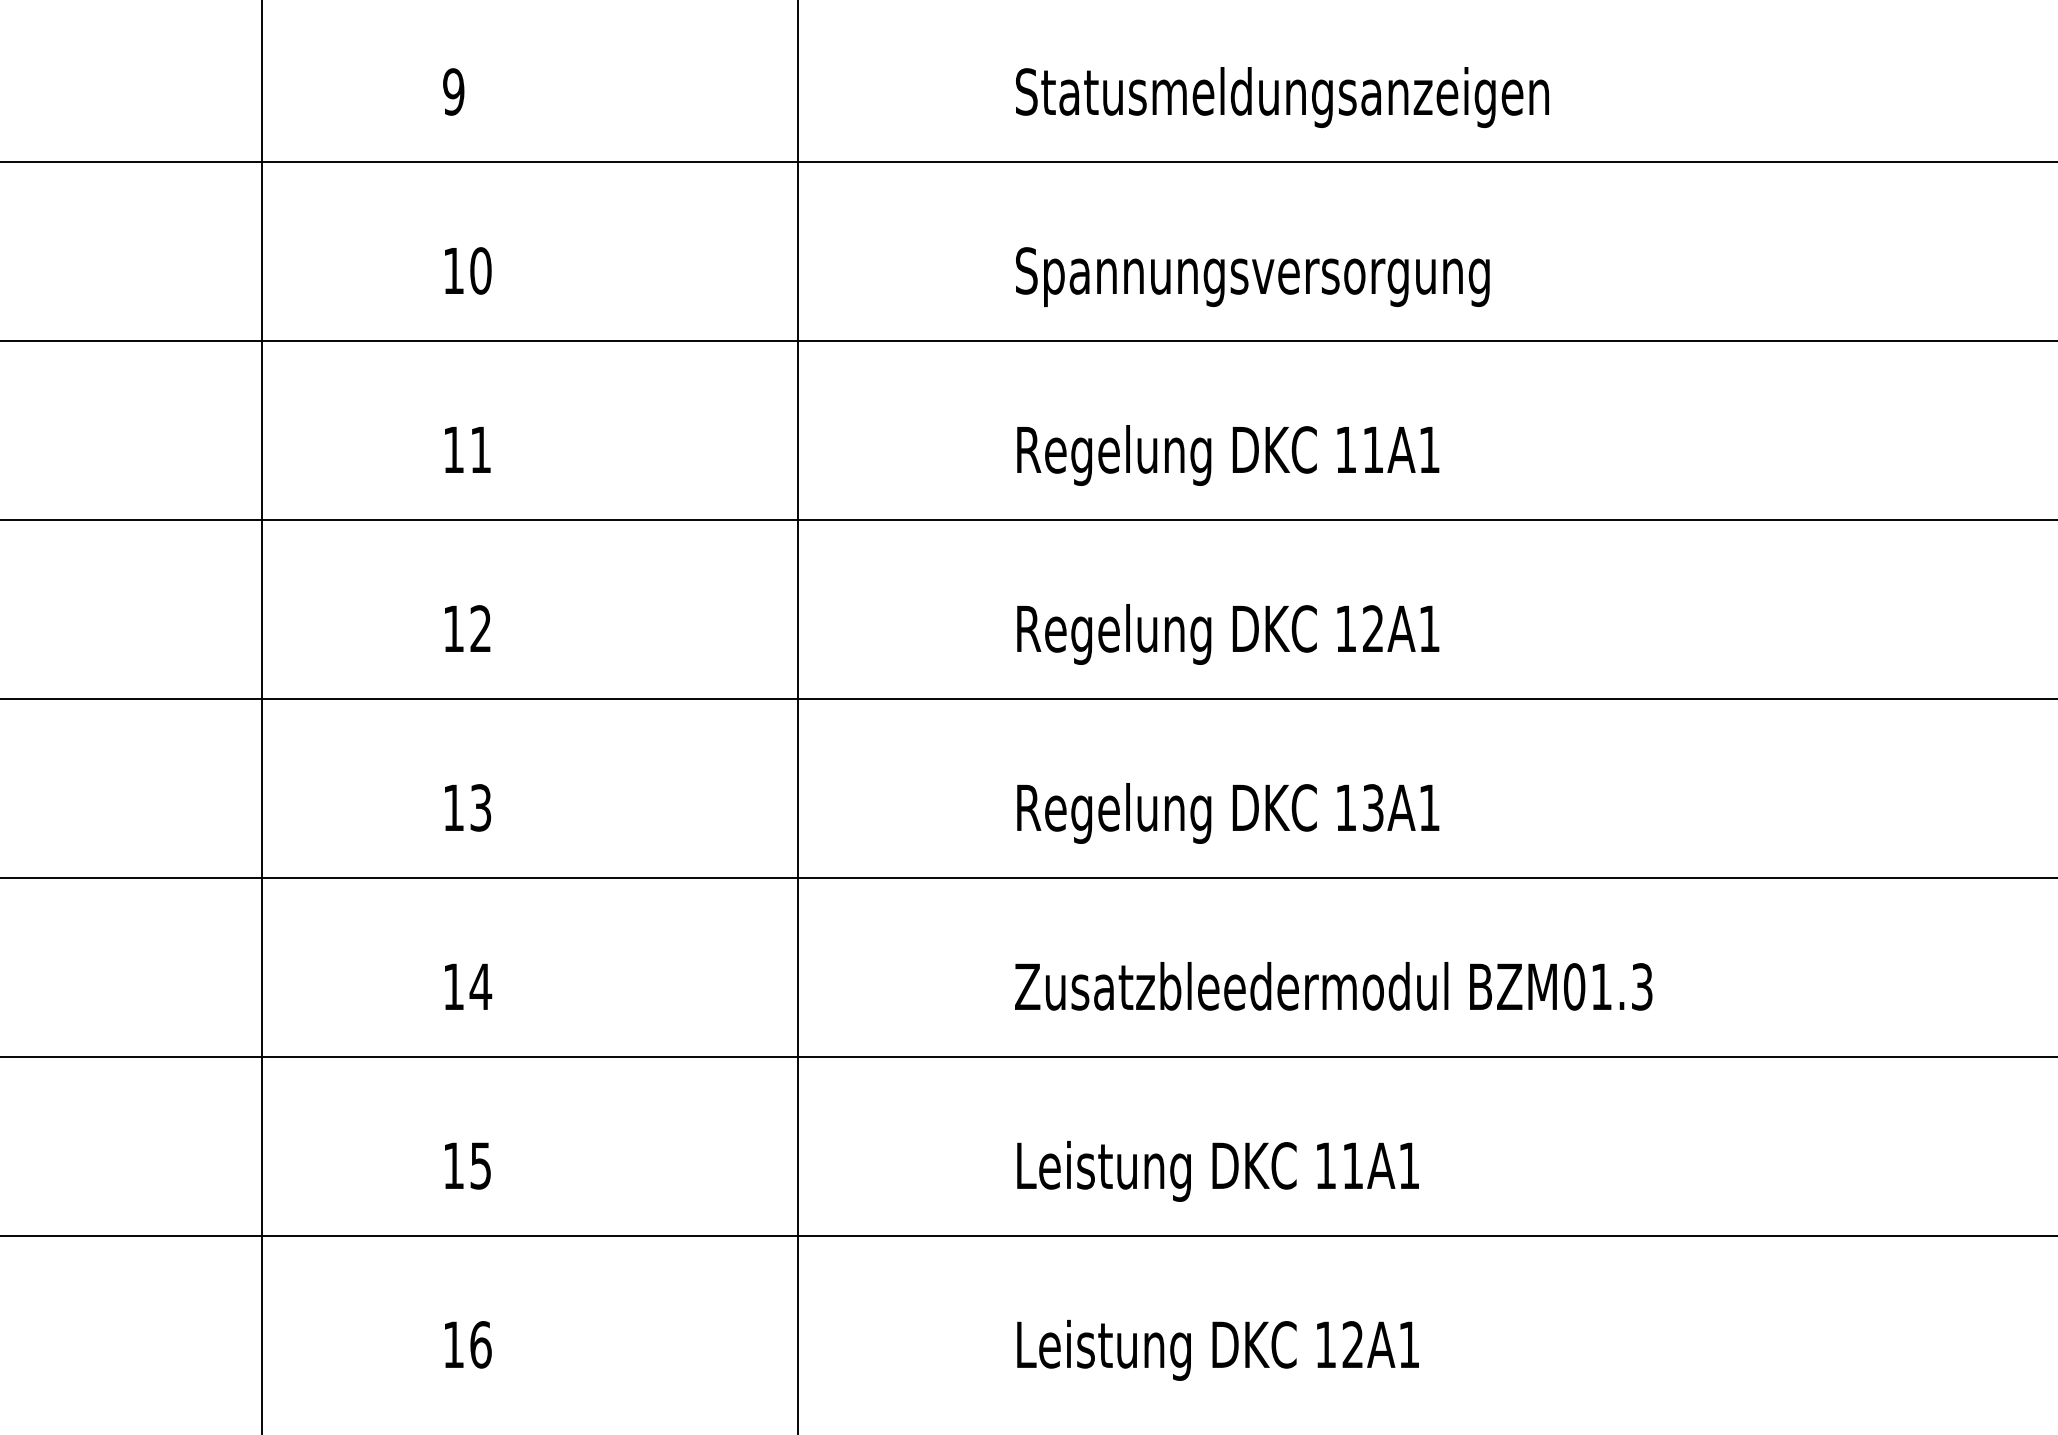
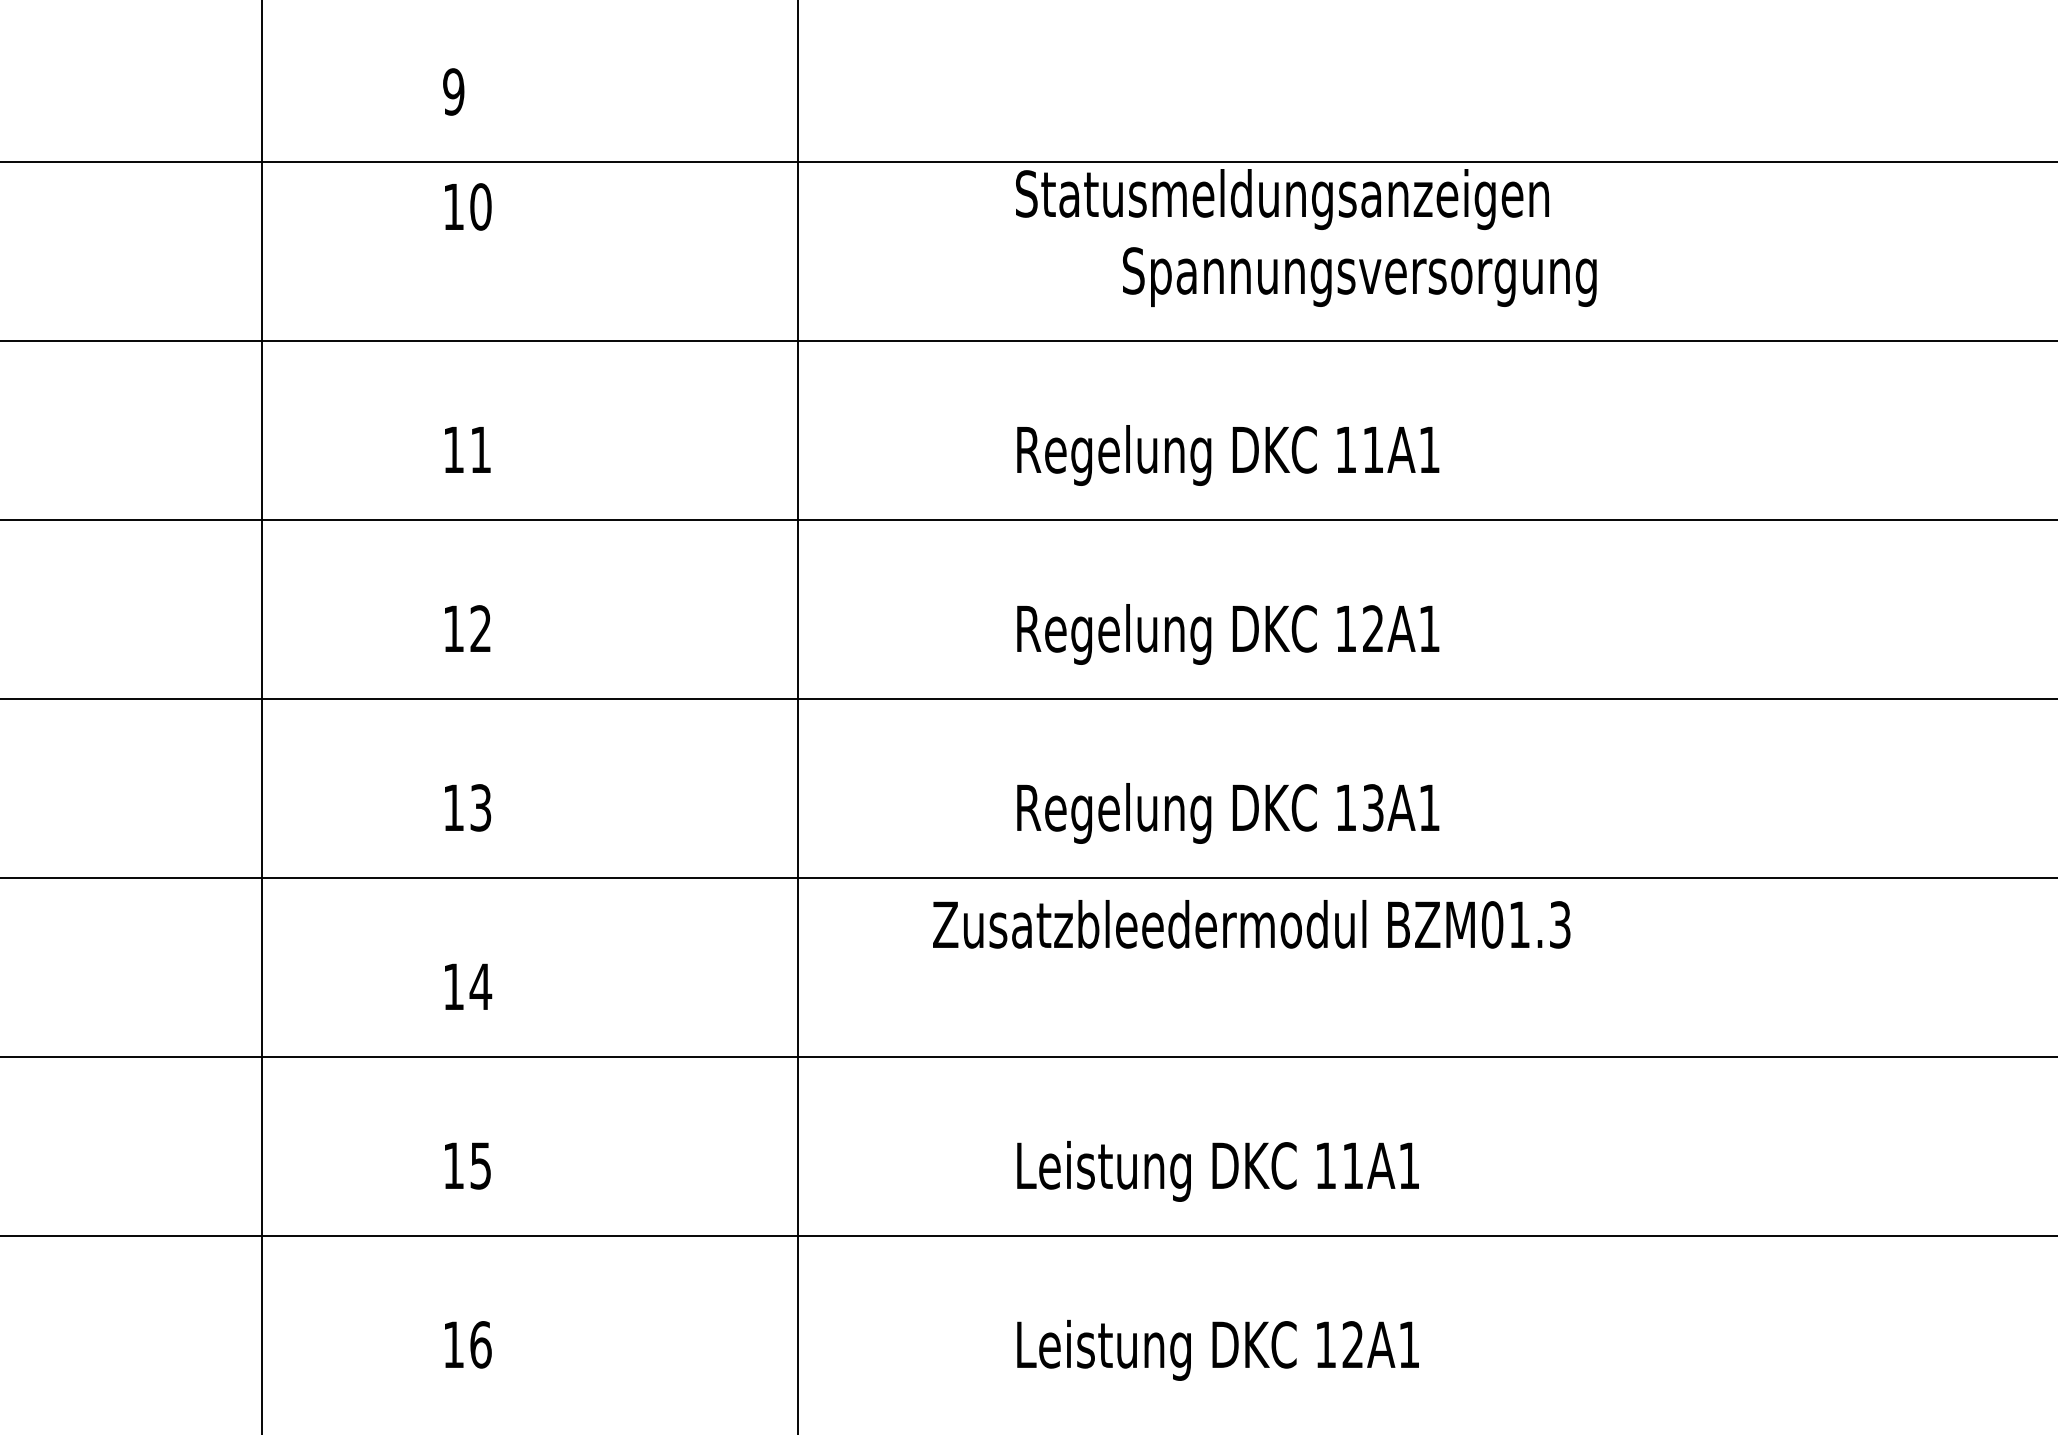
text position: (1282, 97) -> (1282, 199) (1282, 199)
text position: (468, 270) -> (468, 206) (468, 206)
text position: (1252, 276) -> (1359, 276) (1359, 276)
text position: (1333, 986) -> (1251, 924) (1251, 924)
